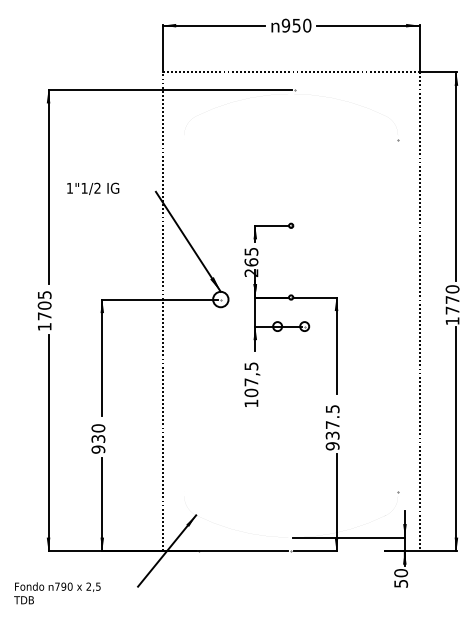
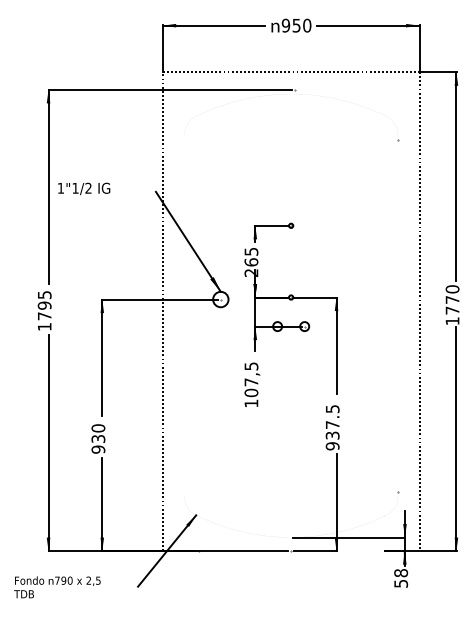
text position: (93, 188) -> (84, 188) (84, 188)
text: 1705 -> 1795 (44, 305)
text: 50 -> 58 (400, 573)
text position: (57, 593) -> (57, 587) (57, 587)
